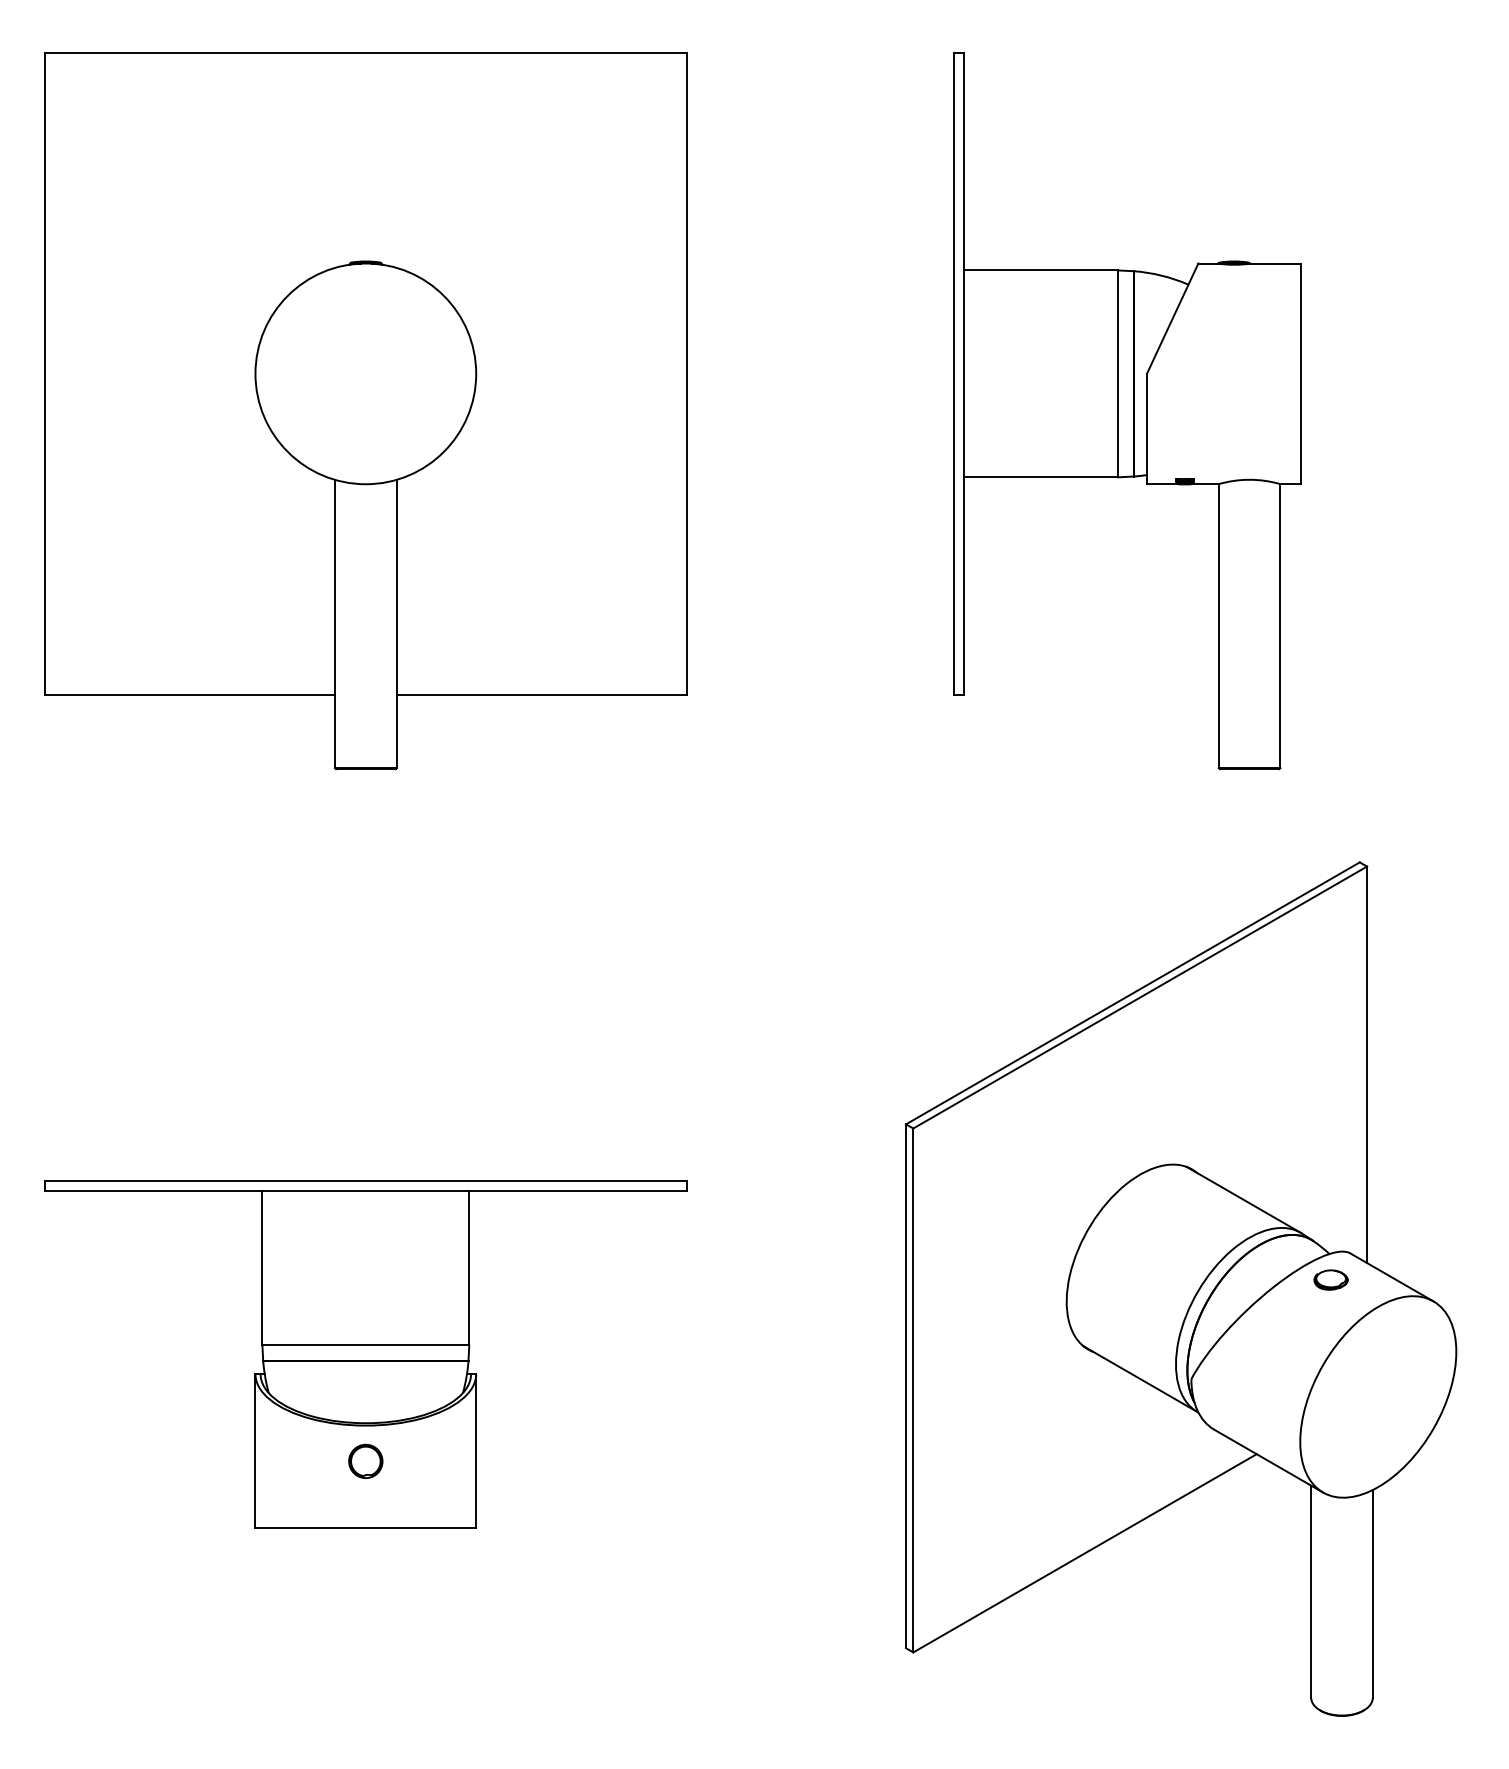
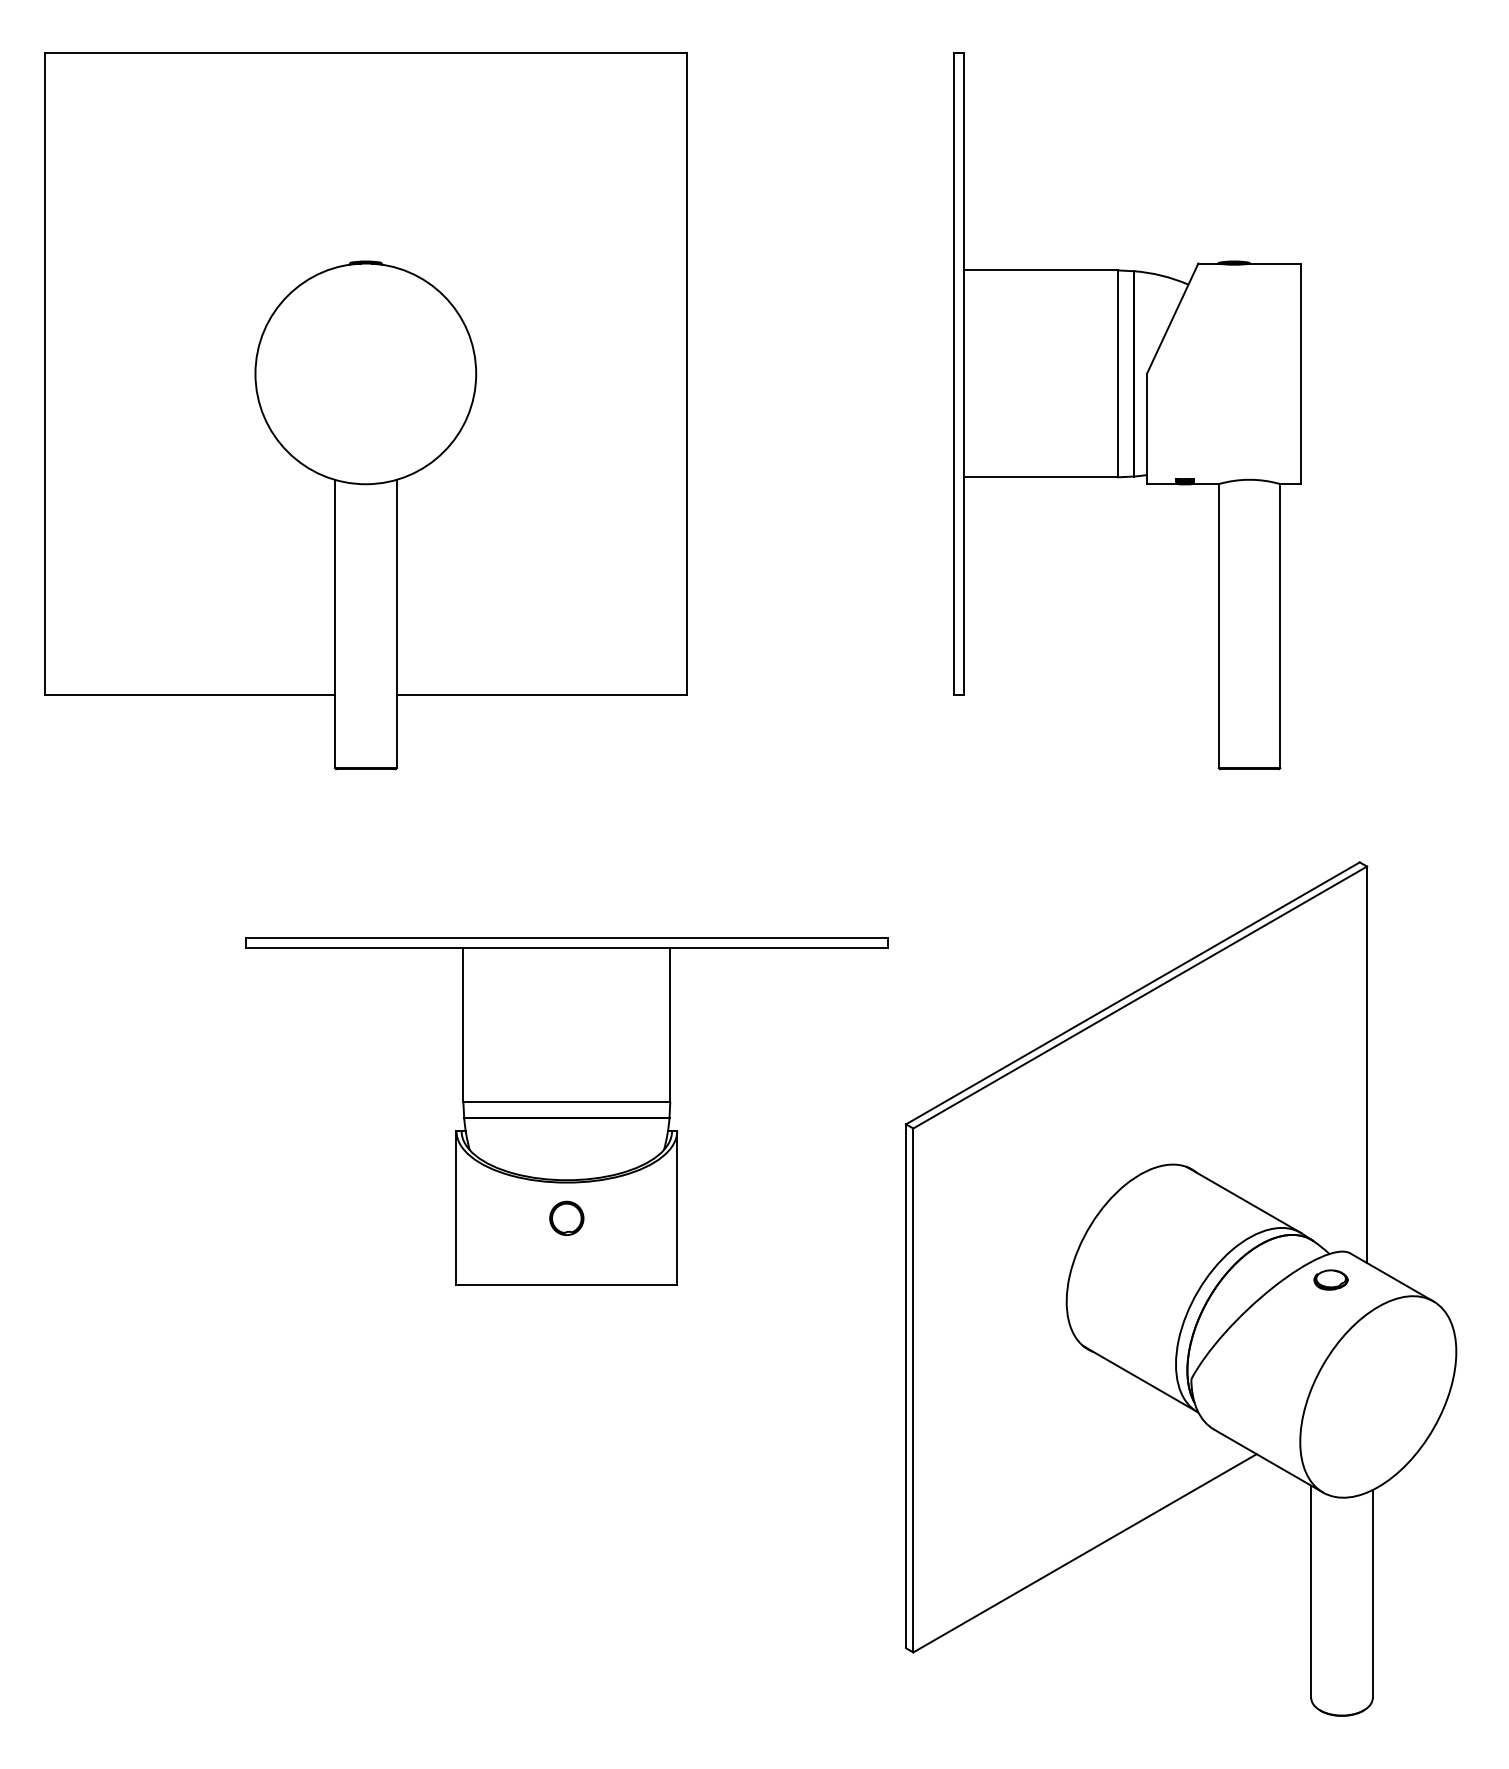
part position: (365, 1354) -> (566, 1111) (566, 1111)
